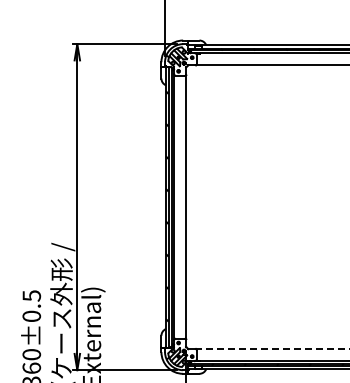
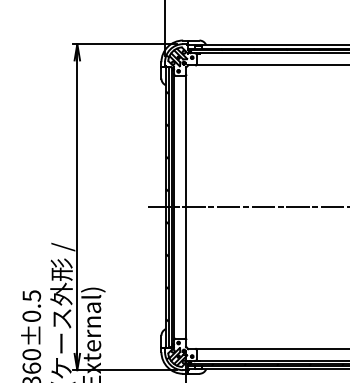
line: none -> present (246, 207)
line: dashed -> solid (272, 348)
